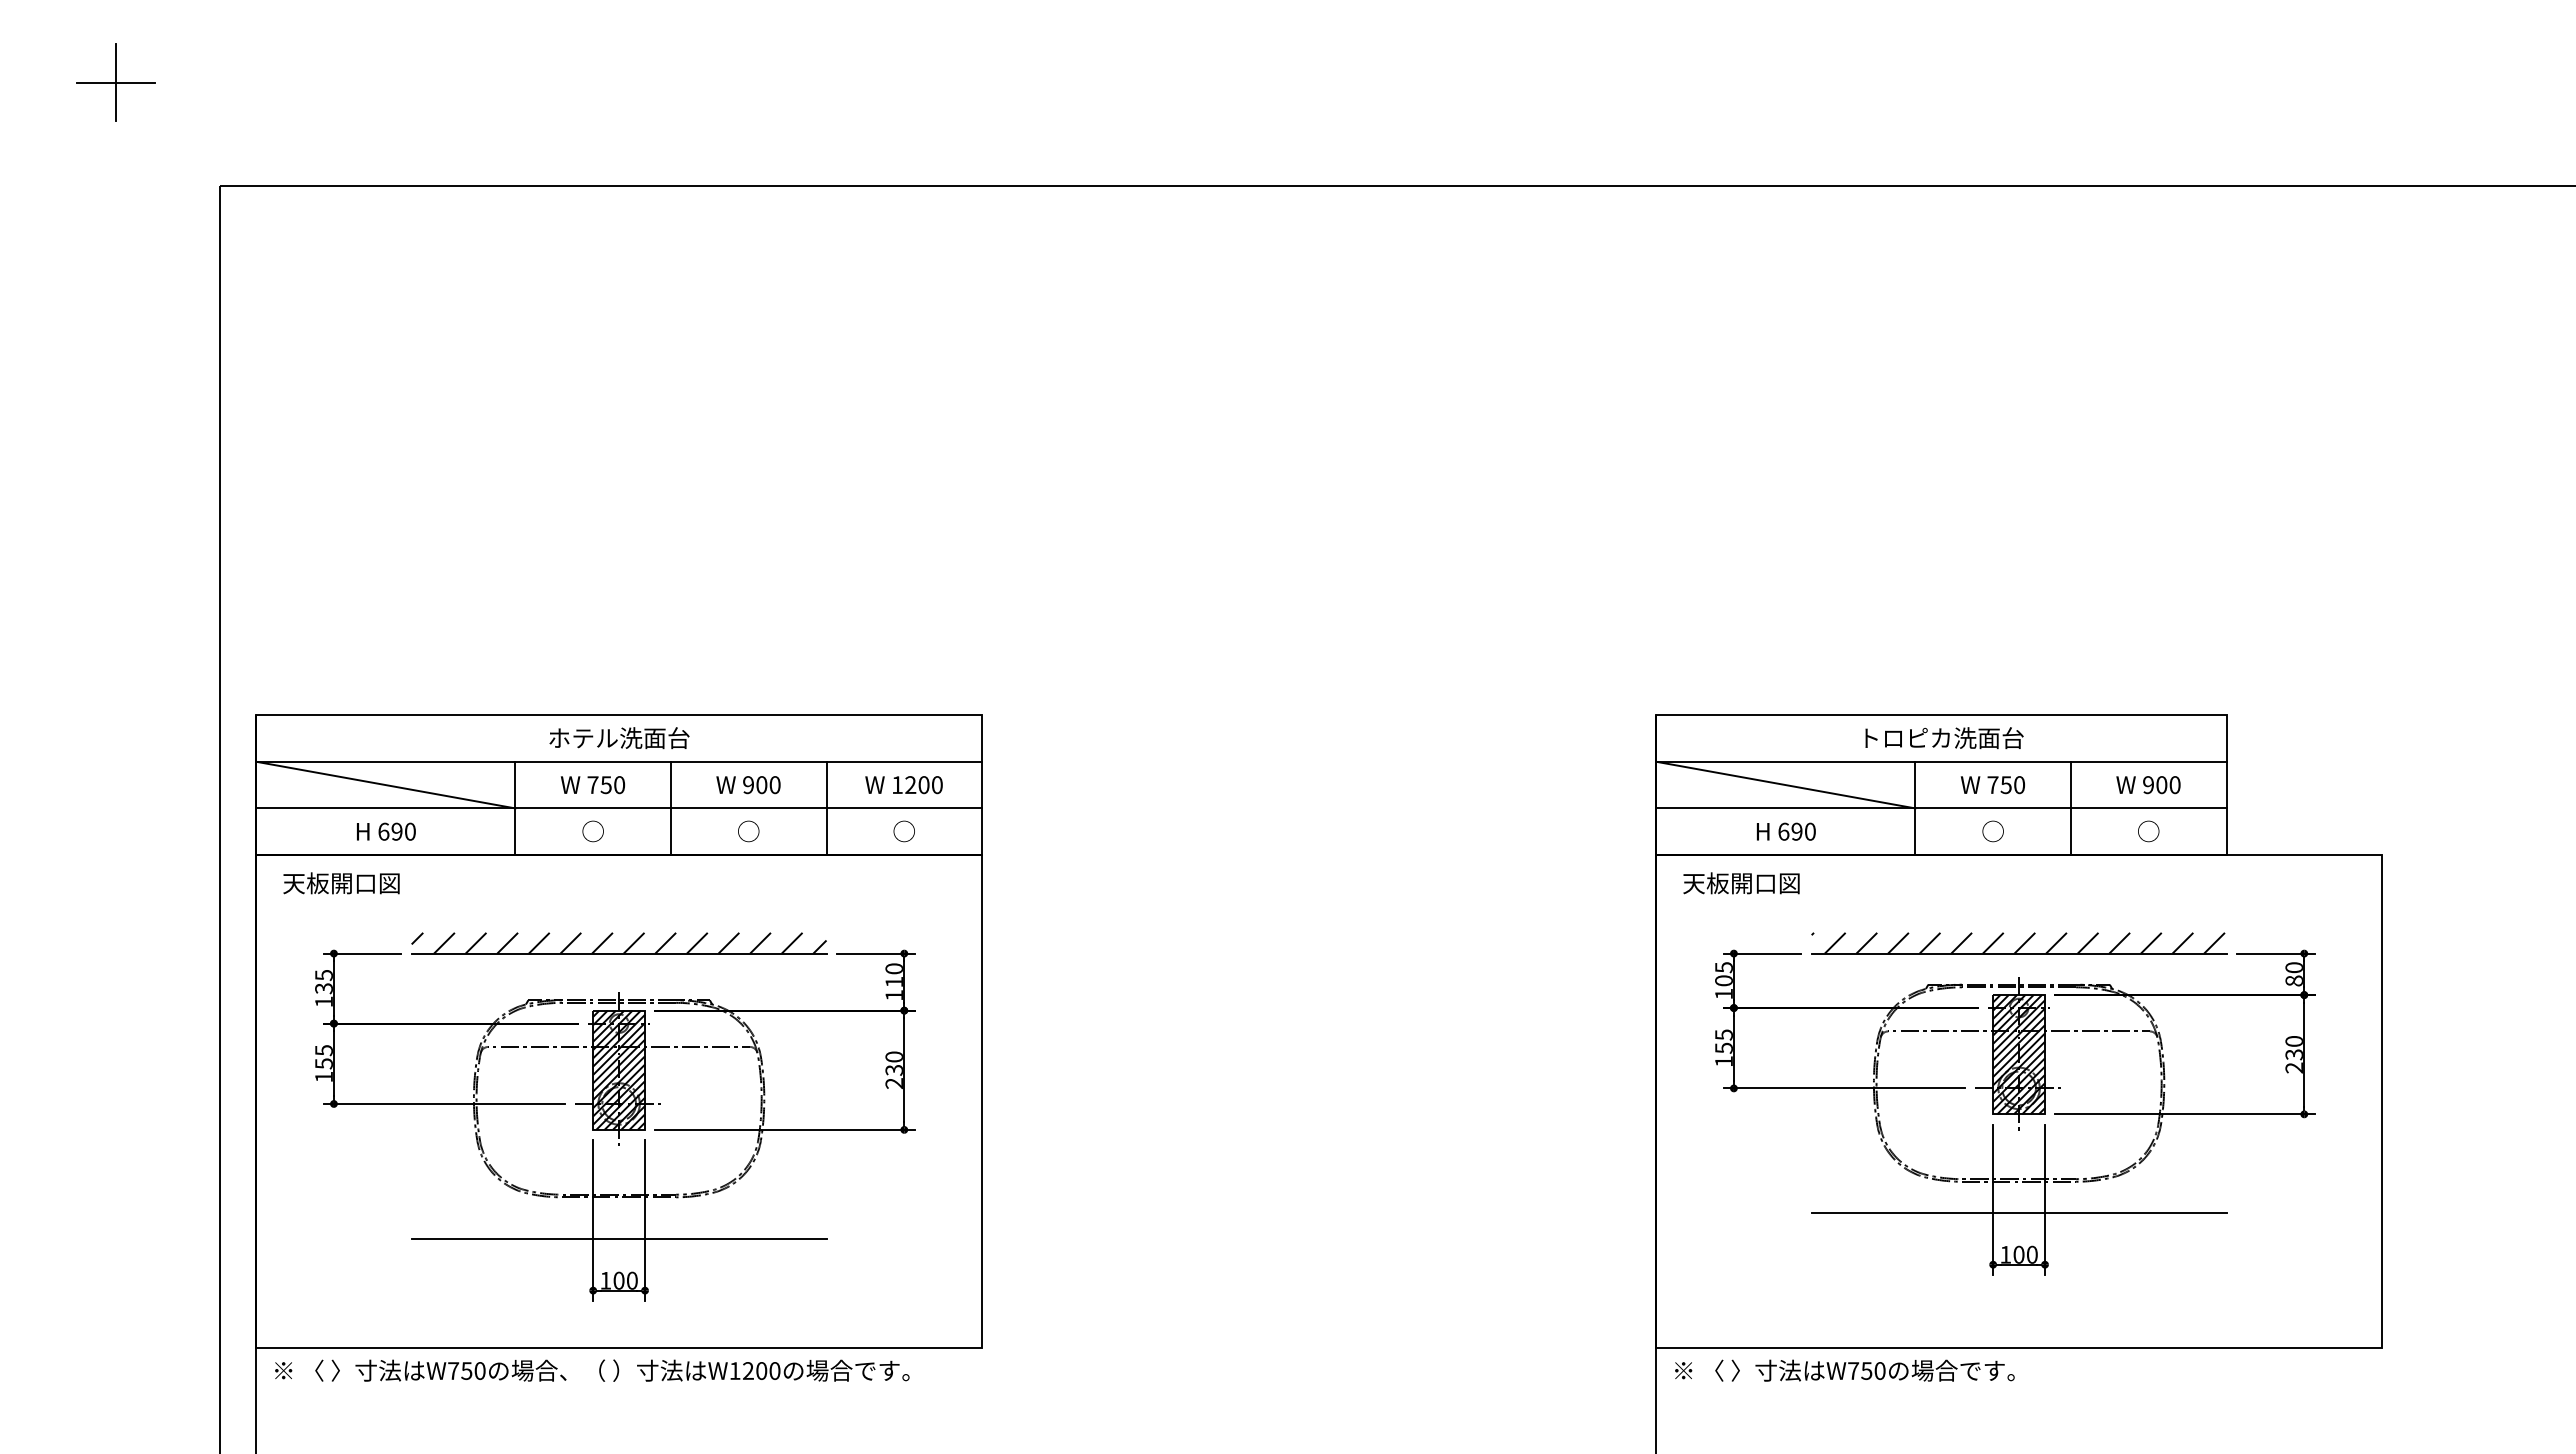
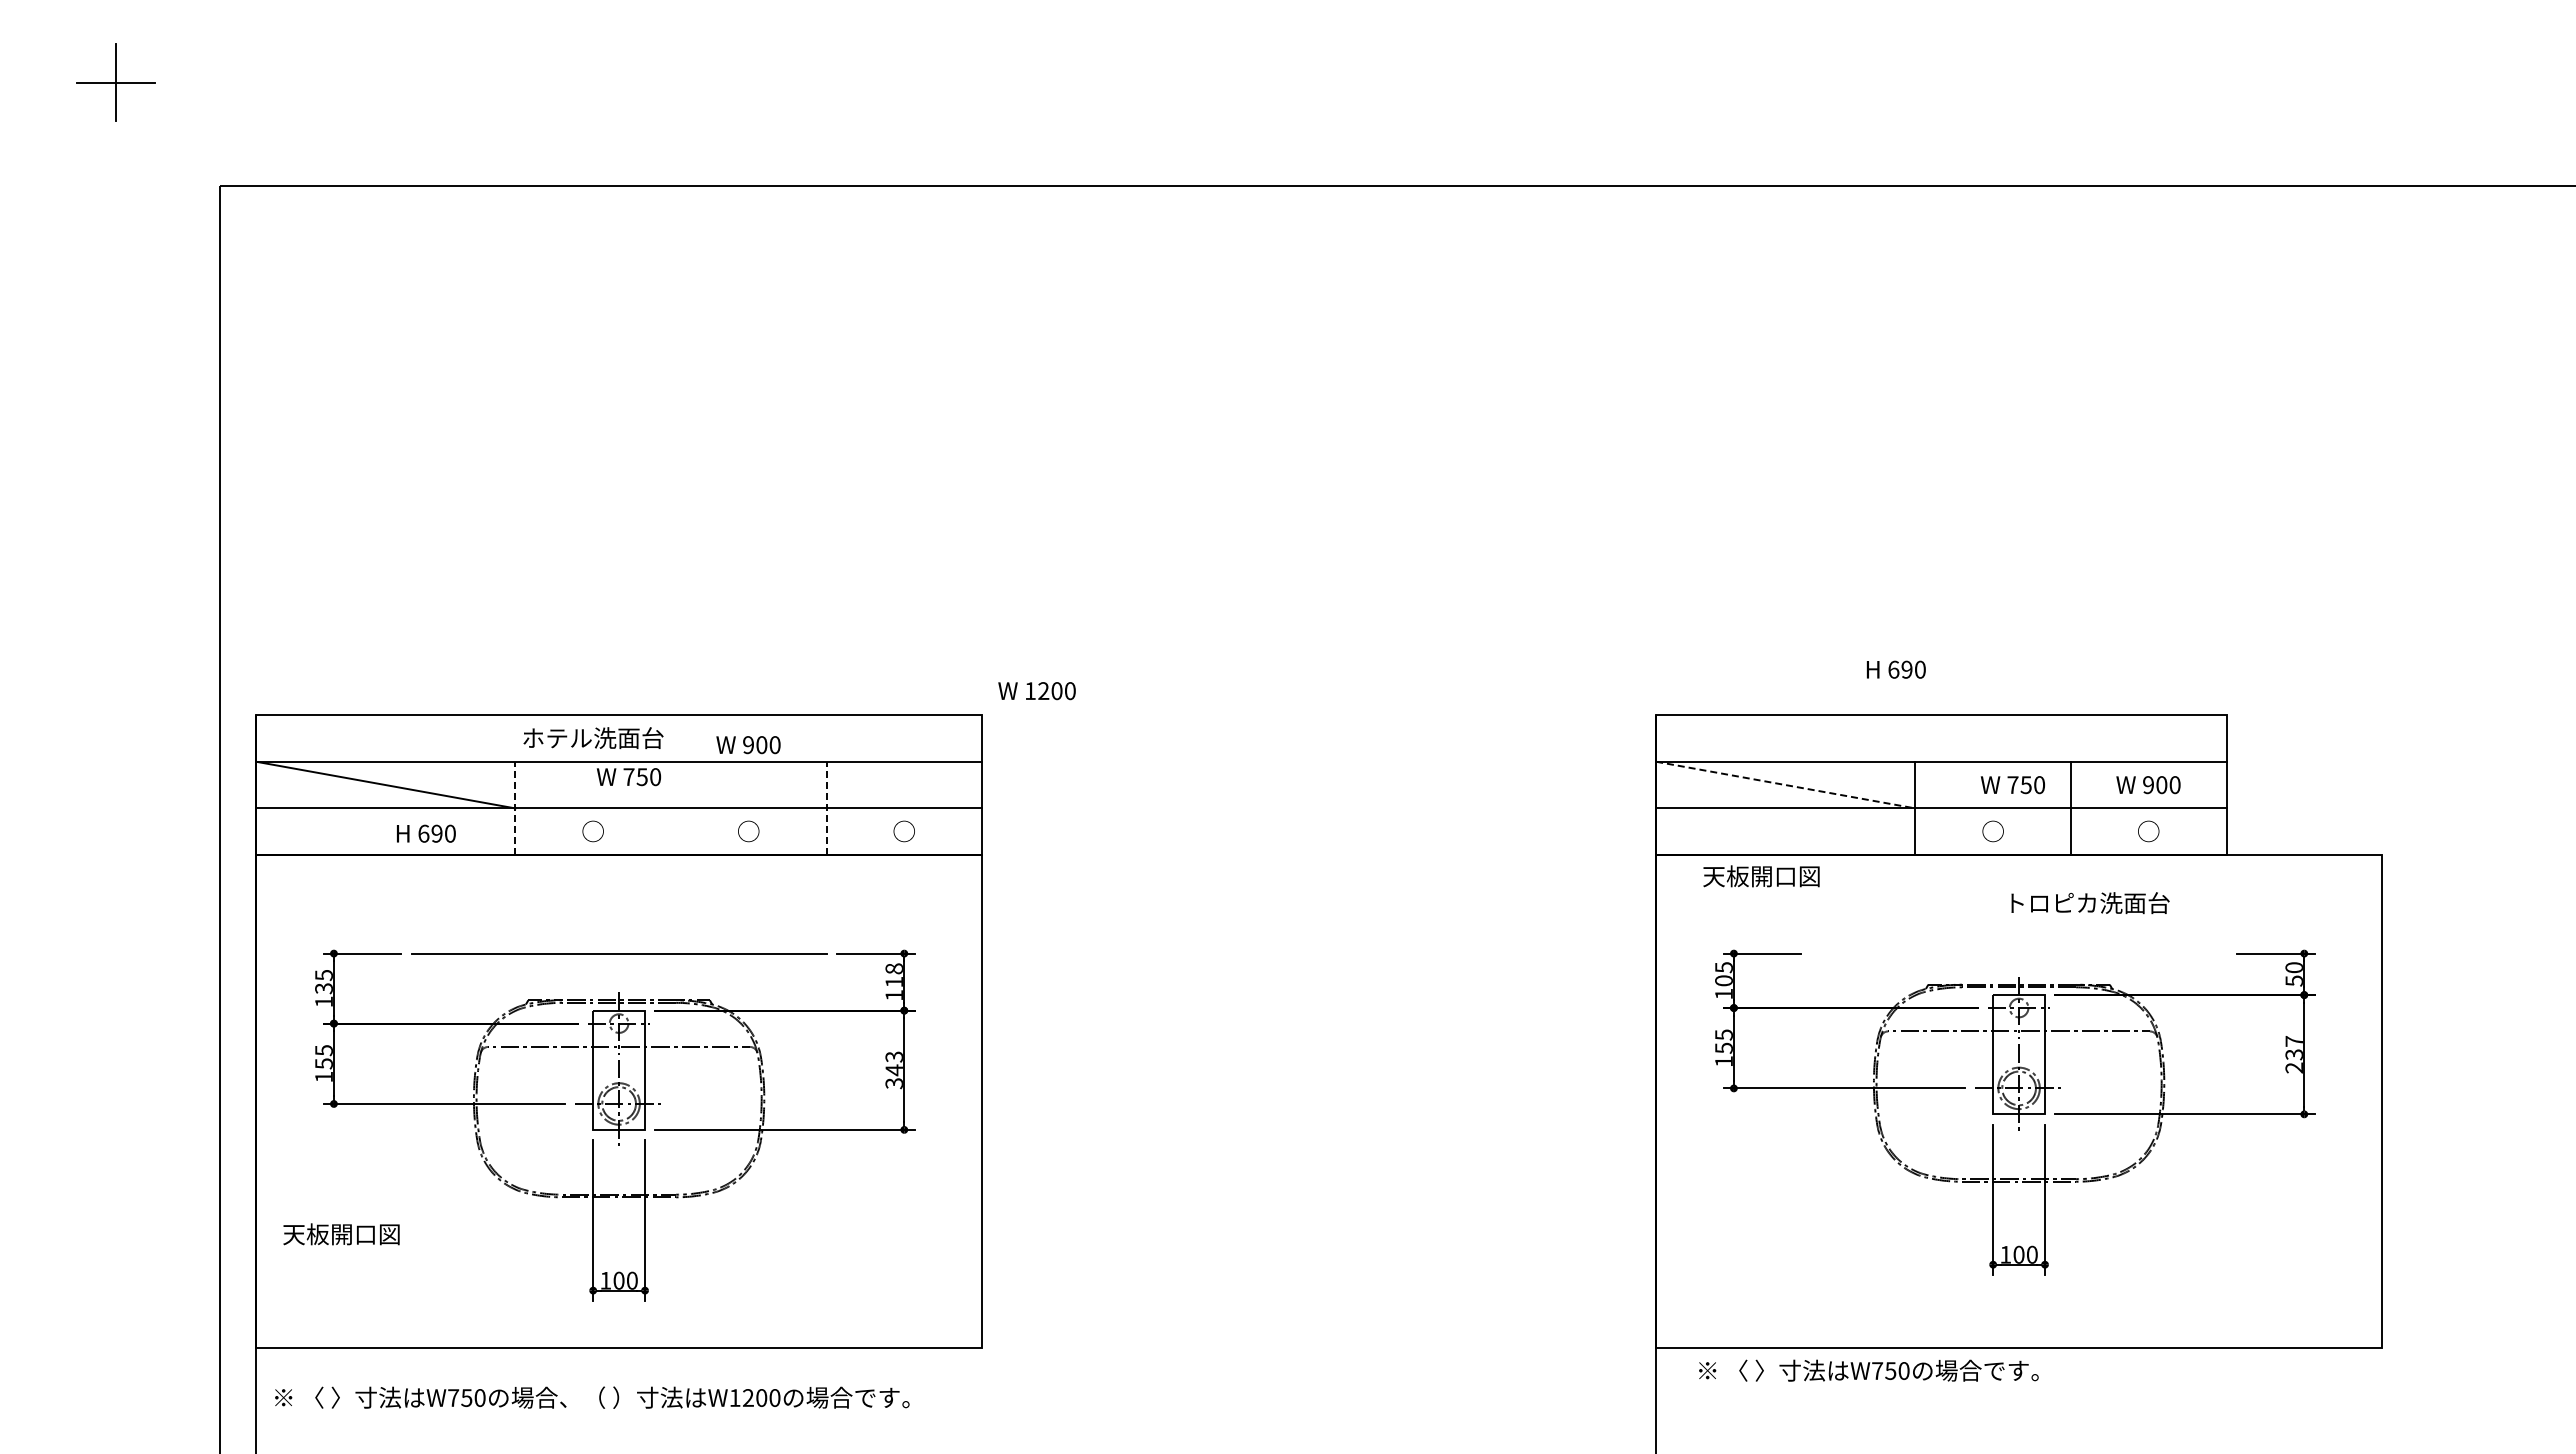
text position: (619, 738) -> (593, 738) (593, 738)
text position: (1944, 738) -> (2090, 903) (2090, 903)
text position: (592, 785) -> (628, 777) (628, 777)
text position: (748, 785) -> (748, 745) (748, 745)
text position: (903, 785) -> (1036, 691) (1036, 691)
line: solid -> dashed (1785, 785)
text position: (1992, 785) -> (2012, 785) (2012, 785)
line: solid -> dashed (515, 808)
line: present -> none (670, 808)
line: solid -> dashed (826, 808)
text position: (386, 831) -> (426, 833) (426, 833)
text position: (1786, 831) -> (1896, 669) (1896, 669)
text position: (341, 883) -> (341, 1234) (341, 1234)
text position: (1741, 883) -> (1761, 876) (1761, 876)
hatch: present -> none (618, 942)
part: present -> none (2019, 943)
text: 110 -> 118 (894, 968)
text: 80 -> 50 (2293, 980)
text: 230 -> 237 (2293, 1041)
hatch: present -> none (2019, 1054)
hatch: present -> none (619, 1069)
text: 230 -> 343 (893, 1070)
line: present -> none (2018, 1212)
line: present -> none (618, 1238)
text position: (592, 1370) -> (592, 1397) (592, 1397)
text position: (1844, 1370) -> (1868, 1370) (1868, 1370)
